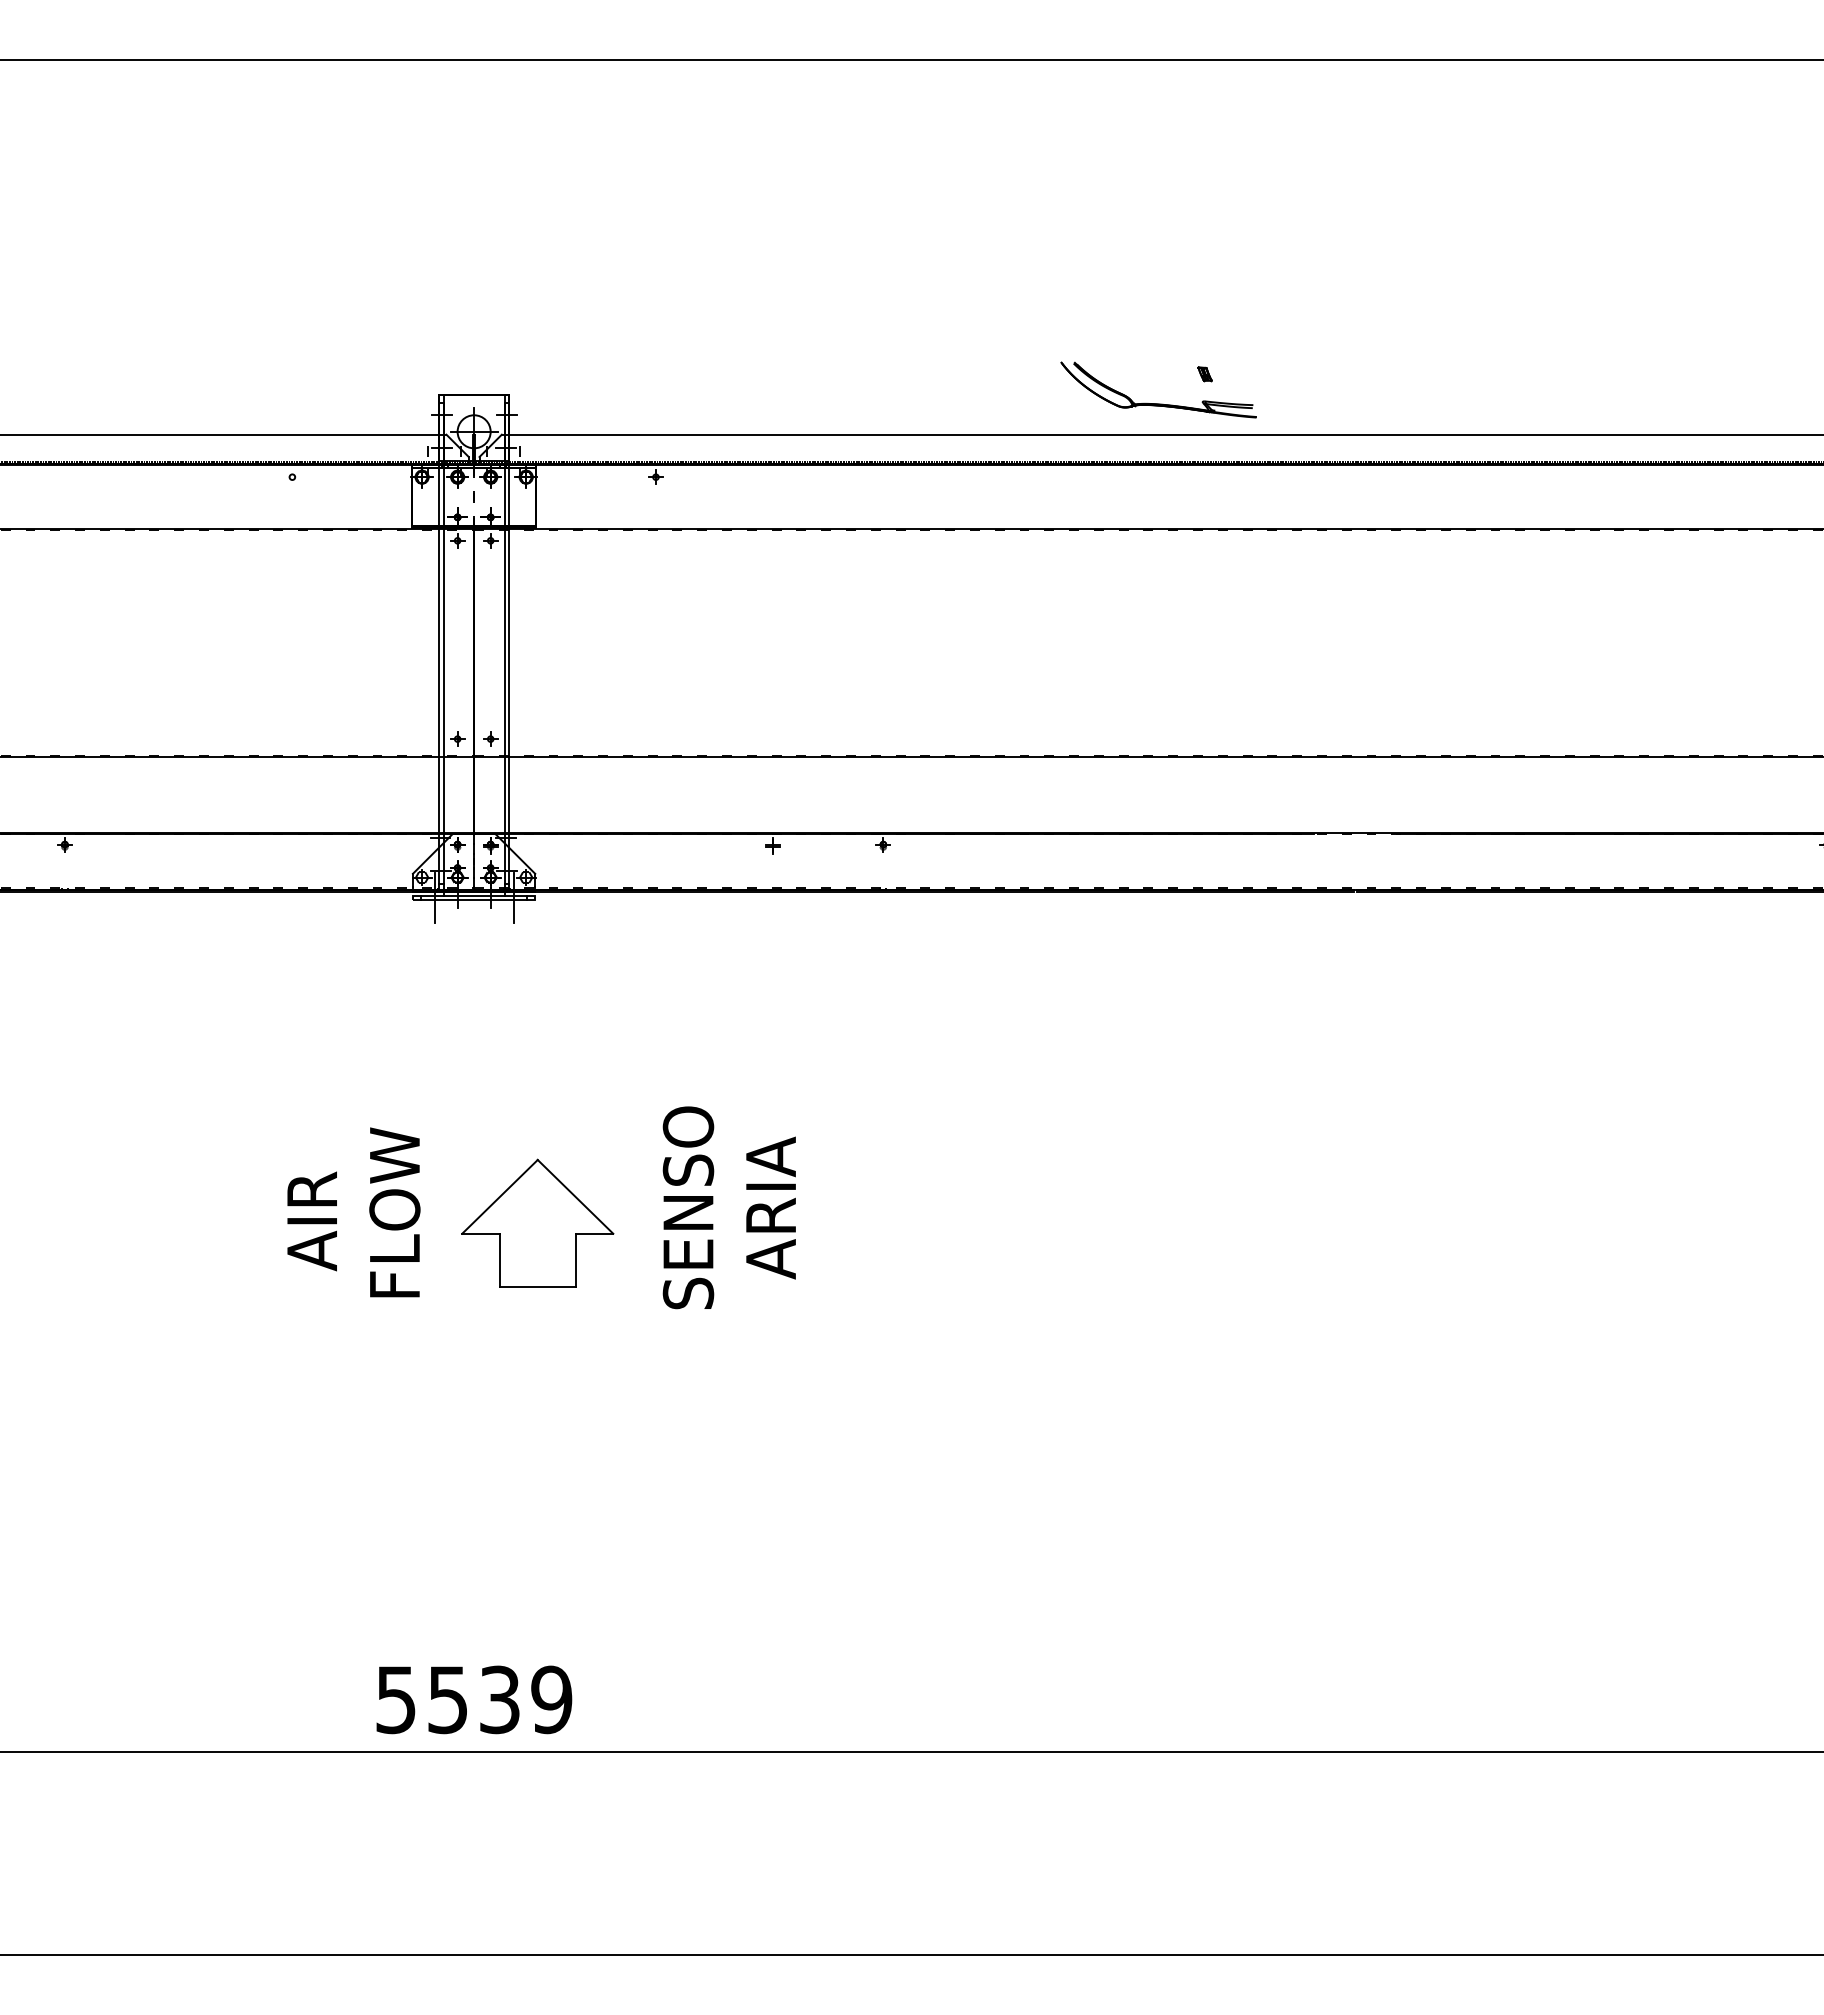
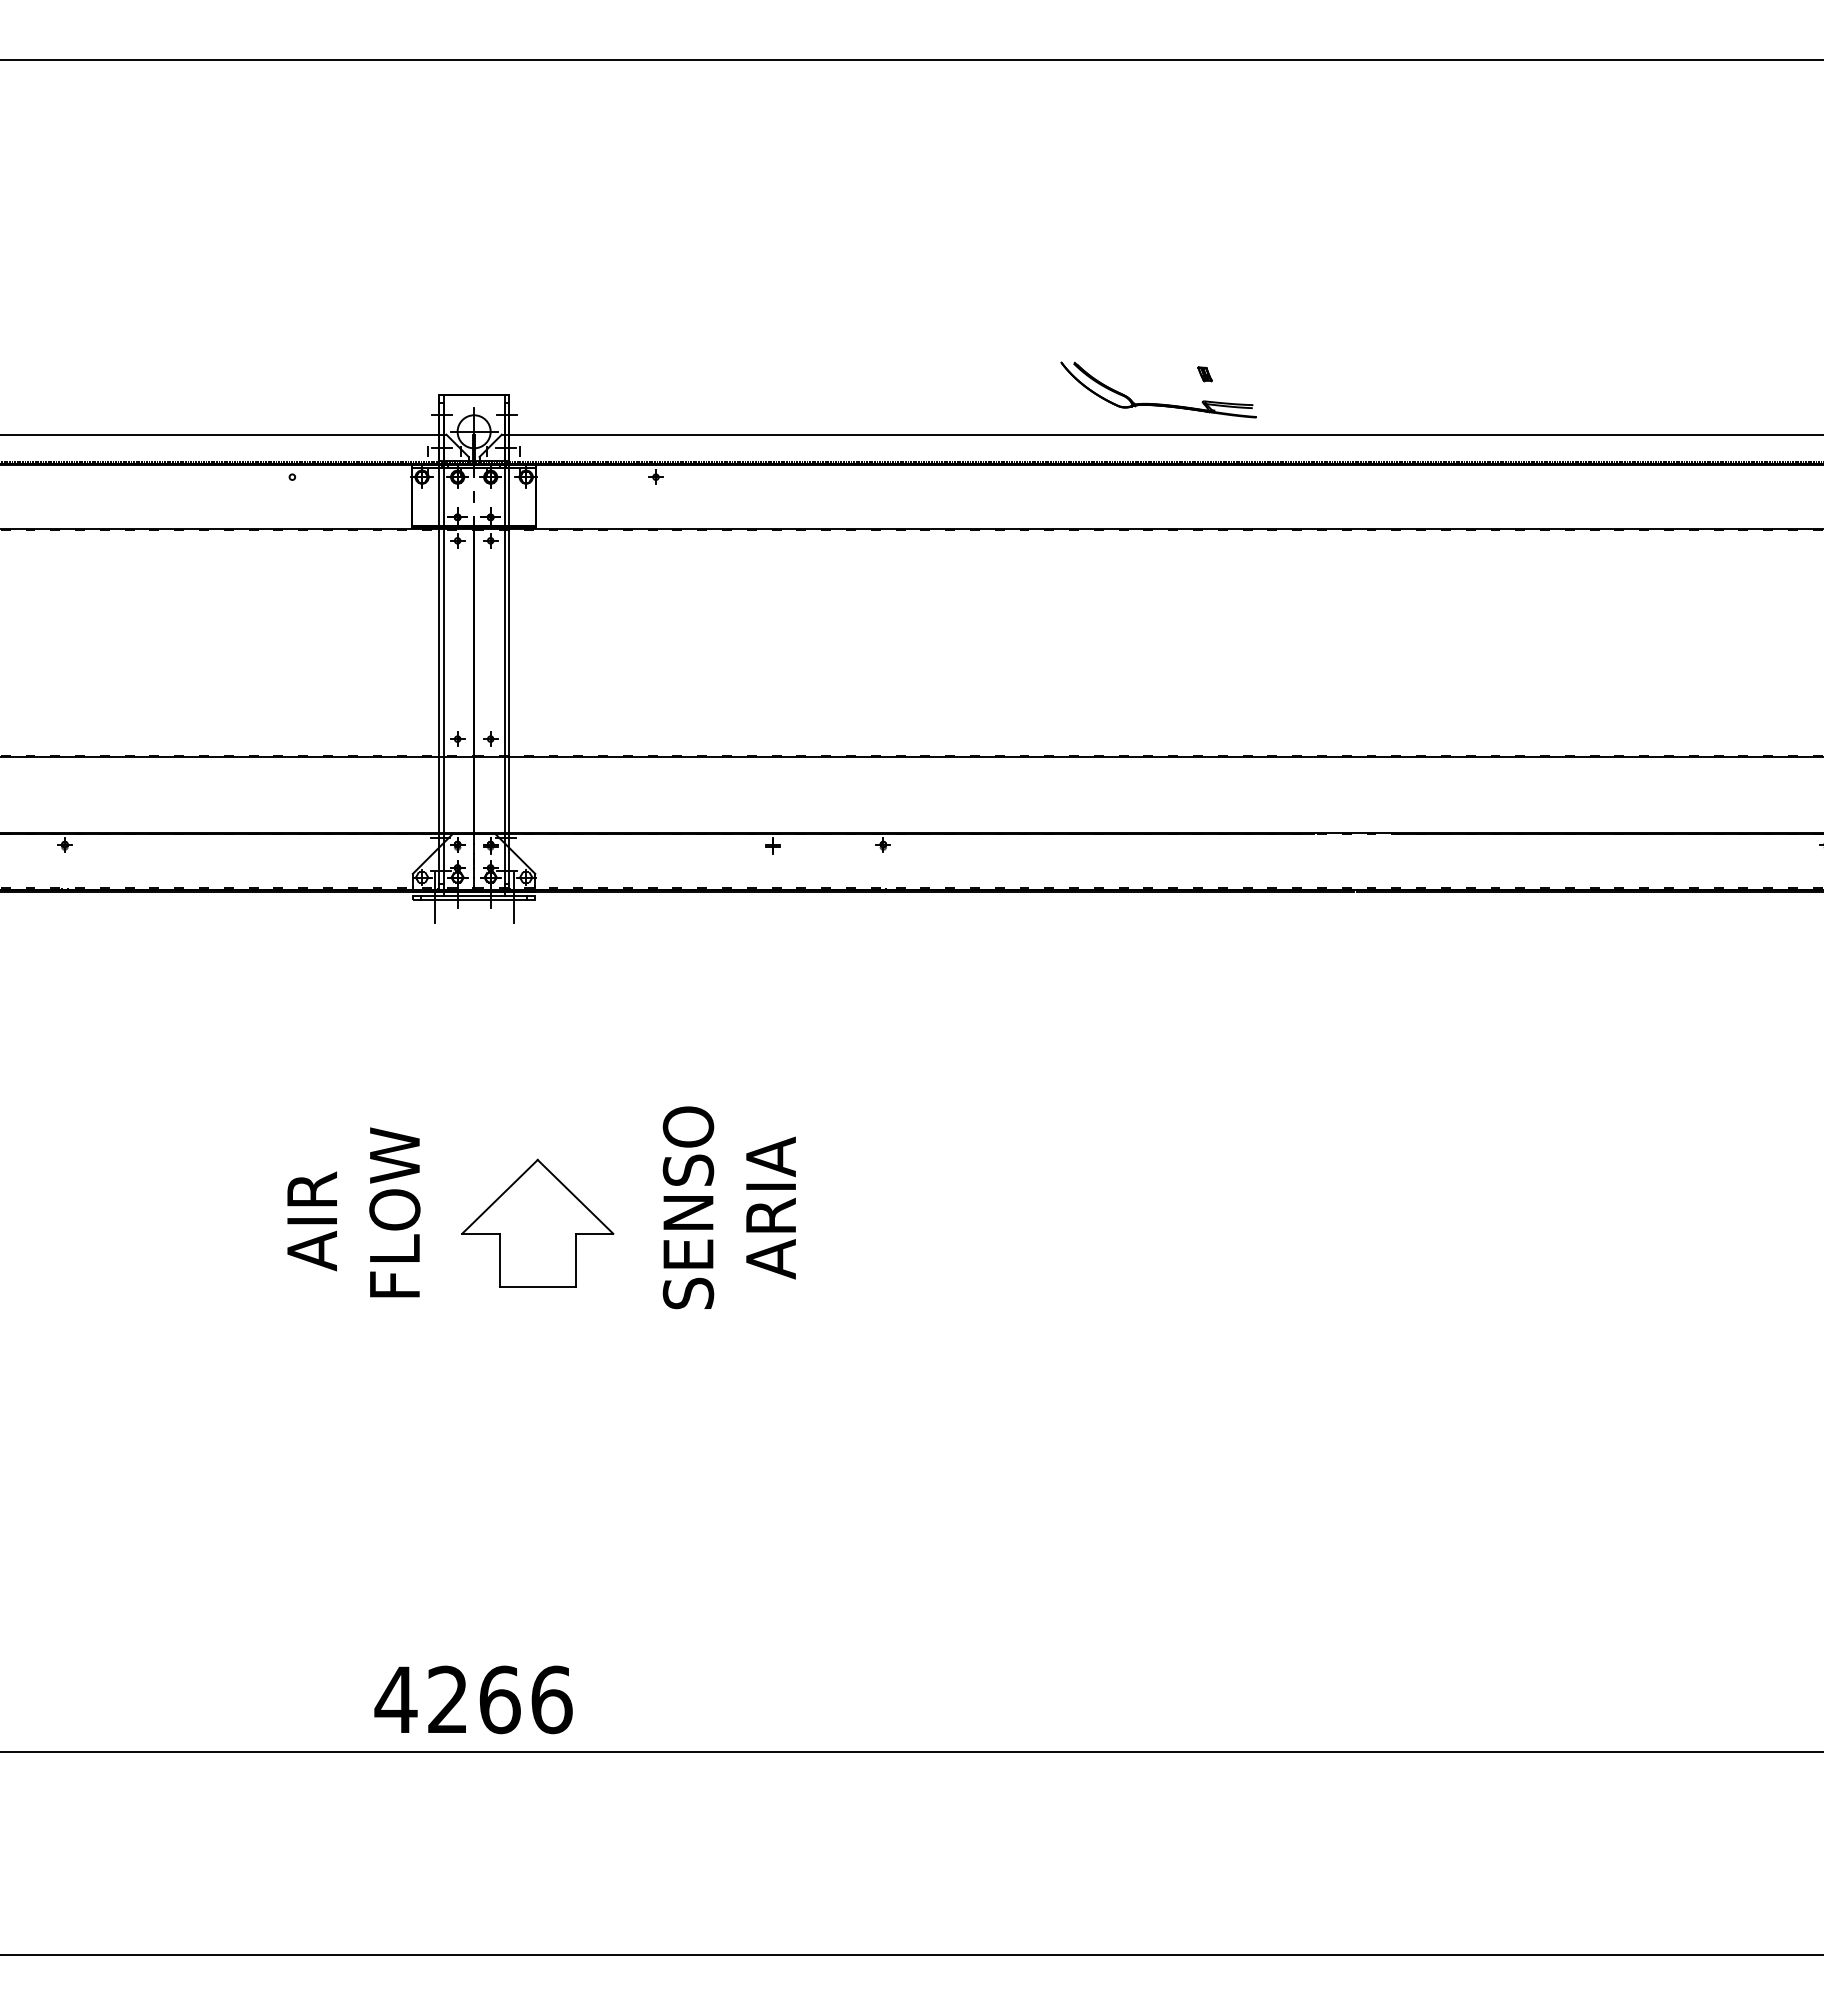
text: 5539 -> 4266 (473, 1699)
